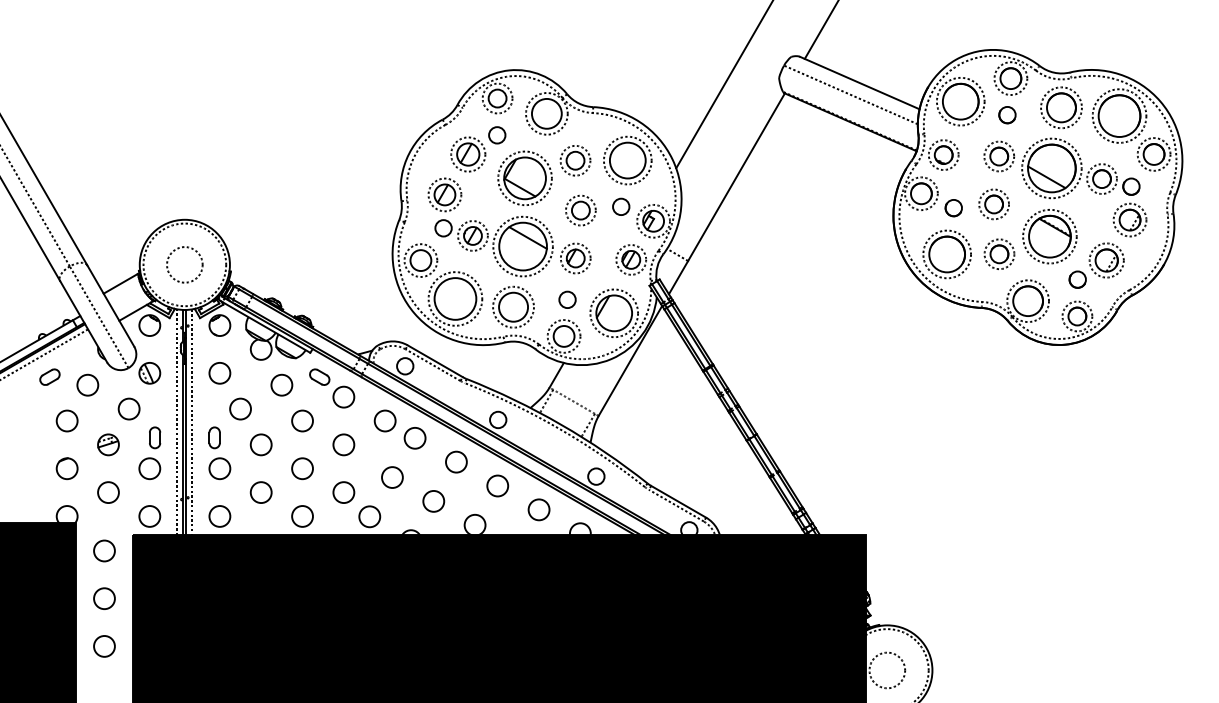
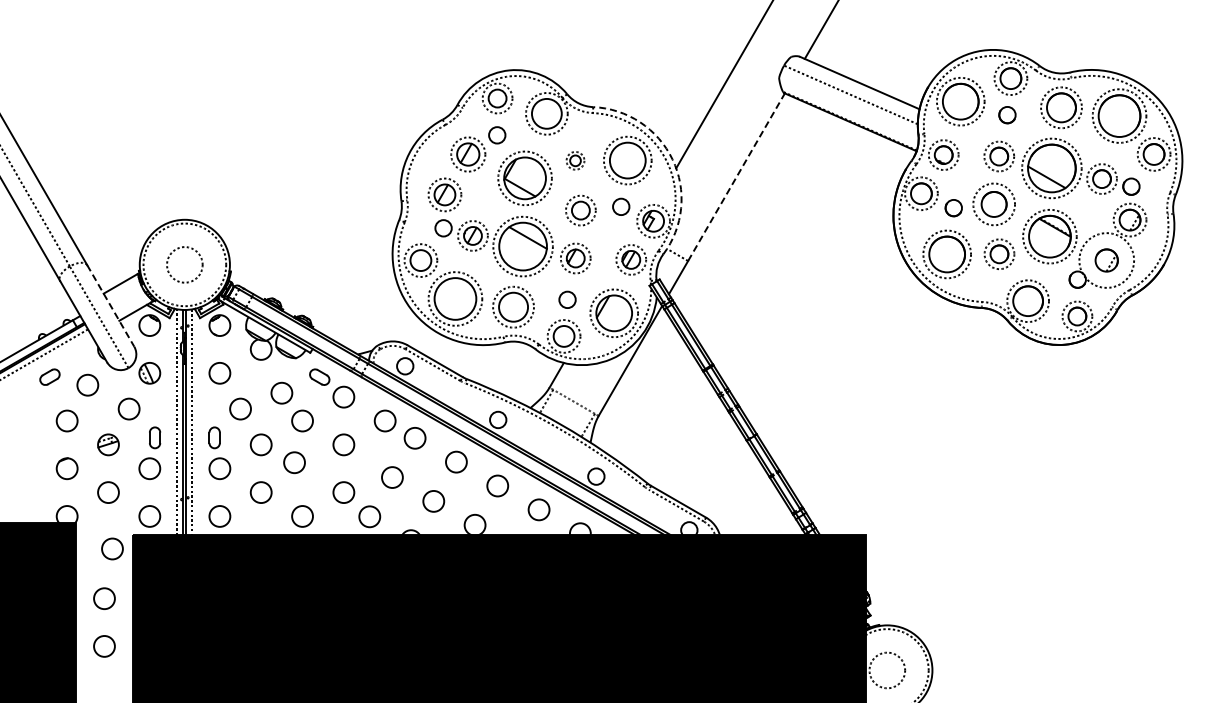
arc: solid -> dashed (672, 159)
part size: 33x32 px -> 21x20 px (575, 160)
line: solid -> dashed (736, 177)
part size: 32x33 px -> 44x45 px (993, 204)
circle diameter: 34 px -> 55 px (1106, 260)
line: solid -> dashed (111, 306)
circle position: (281, 384) -> (281, 392) (281, 392)
circle position: (302, 468) -> (294, 462) (294, 462)
circle position: (104, 550) -> (112, 548) (112, 548)
